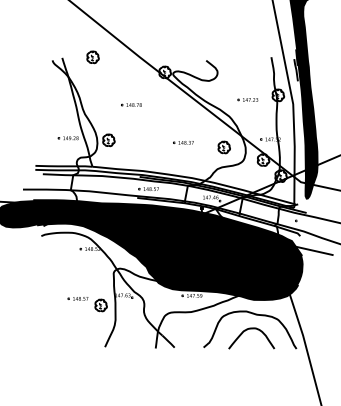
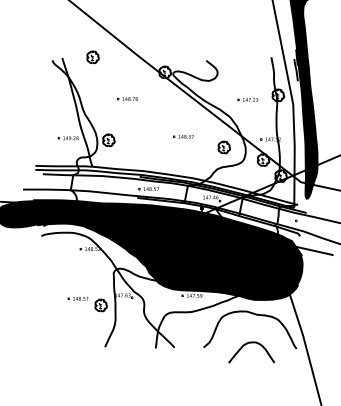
line position: (131, 104) -> (127, 98) (127, 98)
part position: (183, 142) -> (183, 136) (183, 136)
curve position: (247, 330) -> (247, 344) (247, 344)
